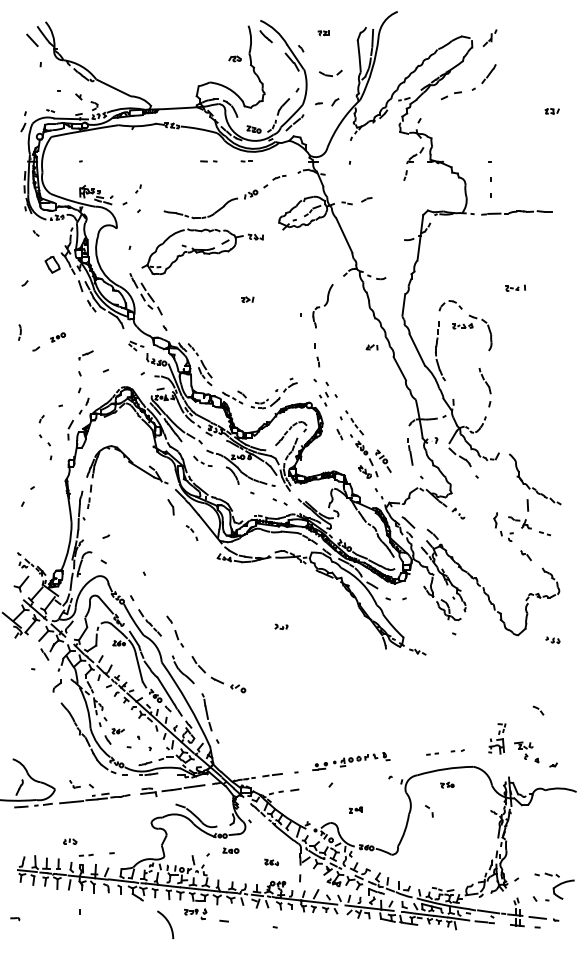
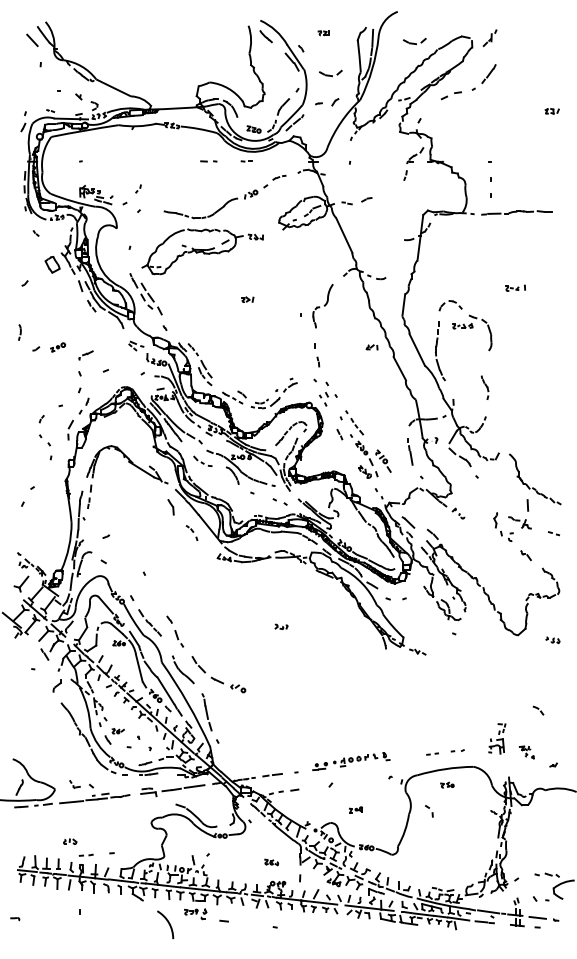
part: none -> present (414, 41)
part: present -> none (234, 58)
part position: (57, 337) -> (57, 347) (57, 347)
part size: 14x40 px -> 10x25 px (484, 387)
part position: (544, 533) -> (553, 533) (553, 533)
part size: 26x23 px -> 17x15 px (526, 752)
part: present -> none (230, 850)
